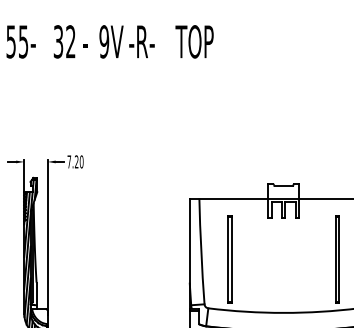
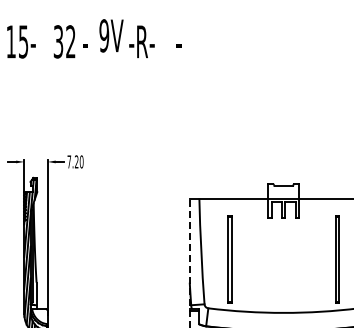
text: 55- -> 15- (10, 41)
text position: (111, 41) -> (111, 35) (111, 35)
text: TOP -> - (194, 41)
line: solid -> dashed (189, 262)
